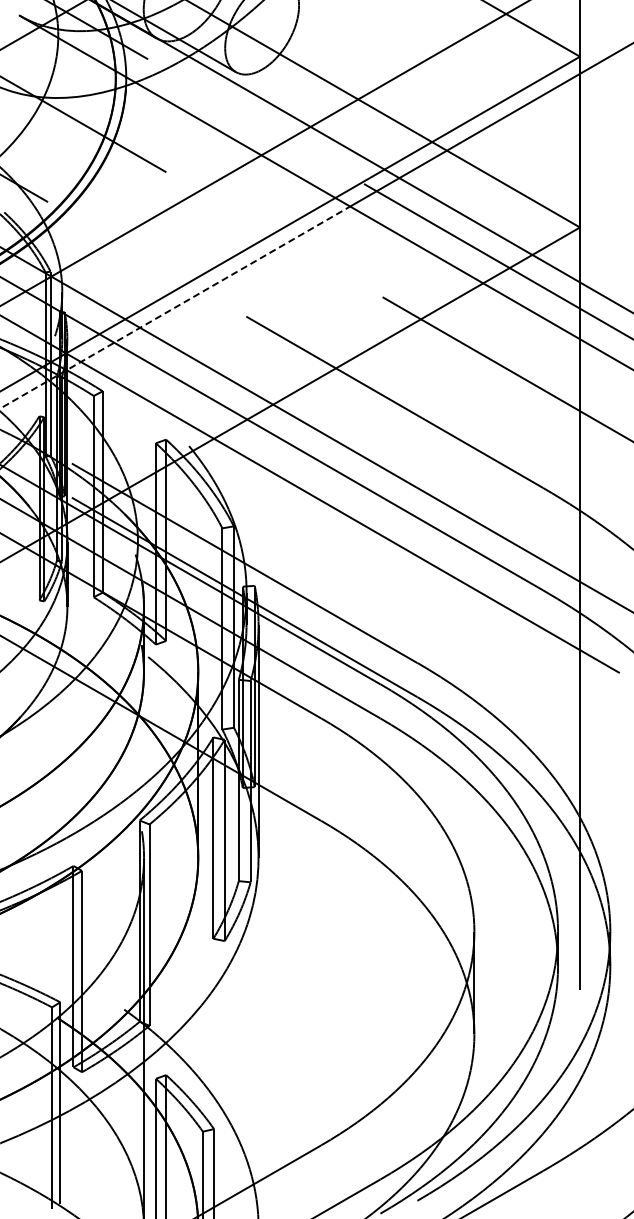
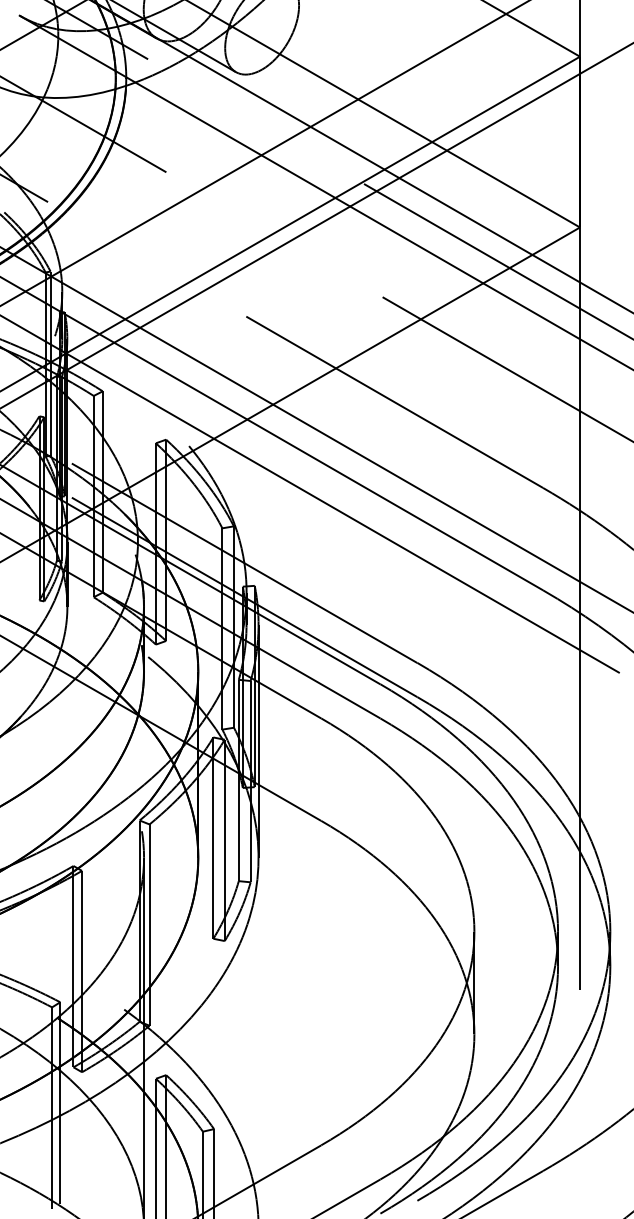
line: dashed -> solid (175, 307)
